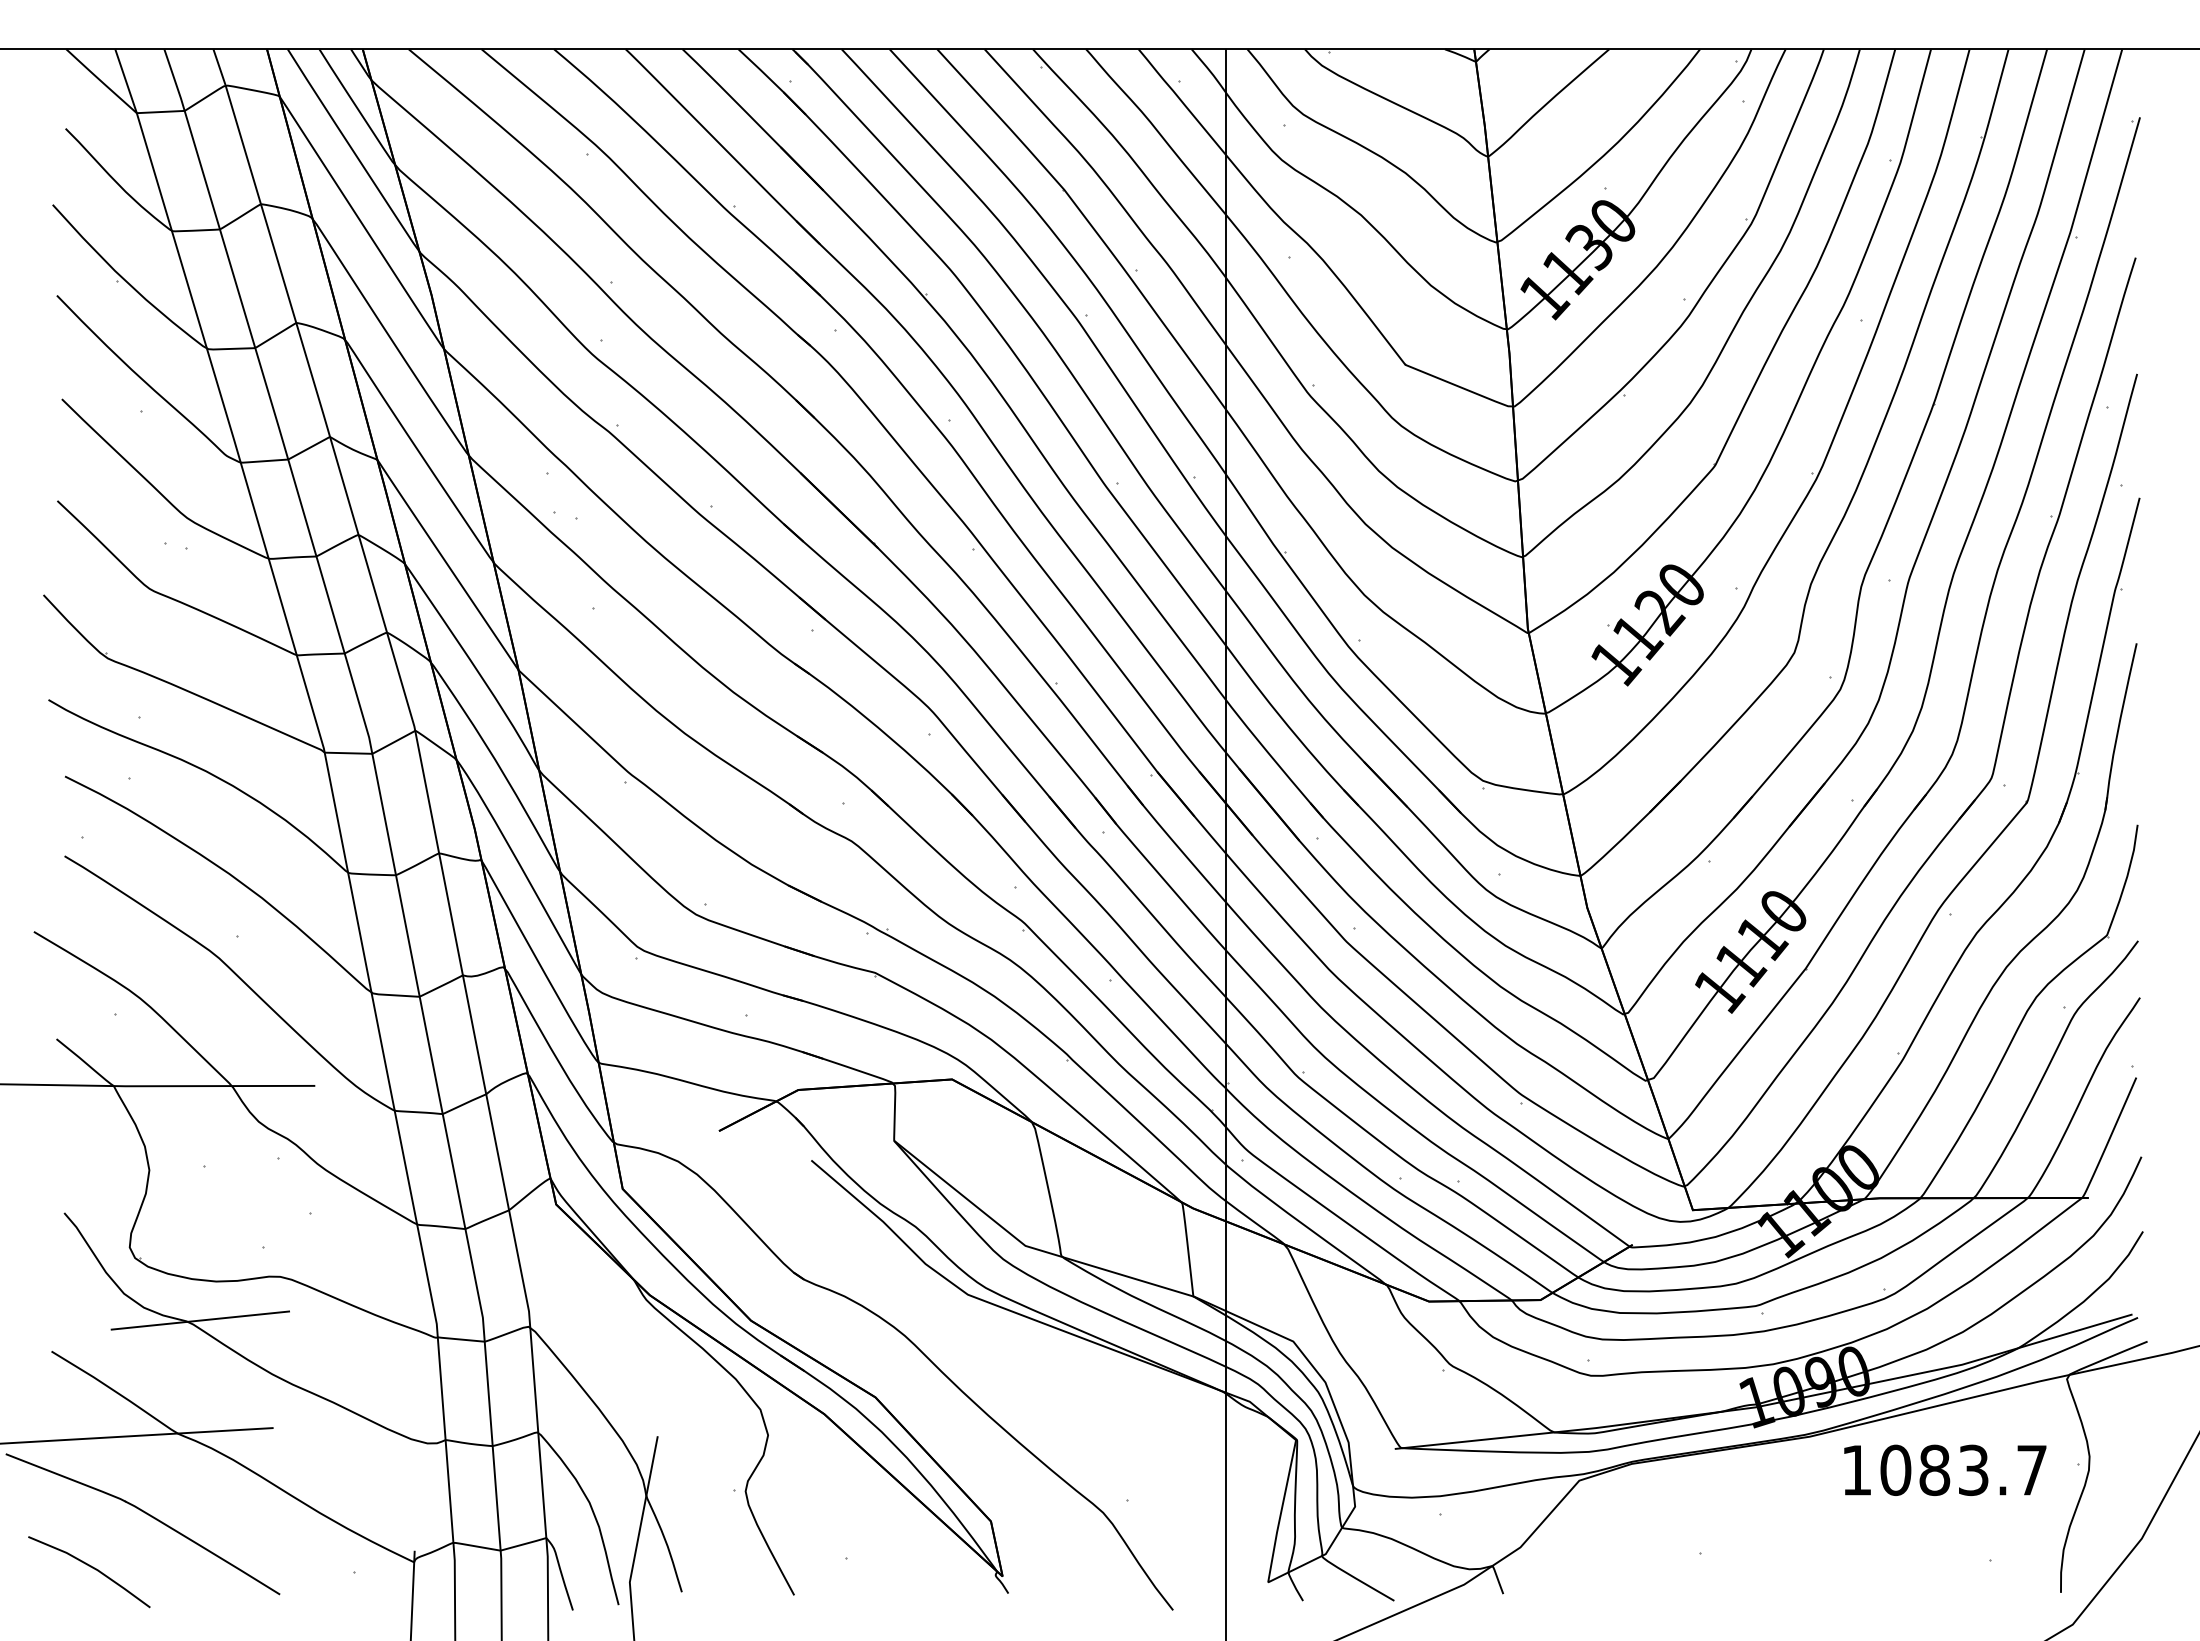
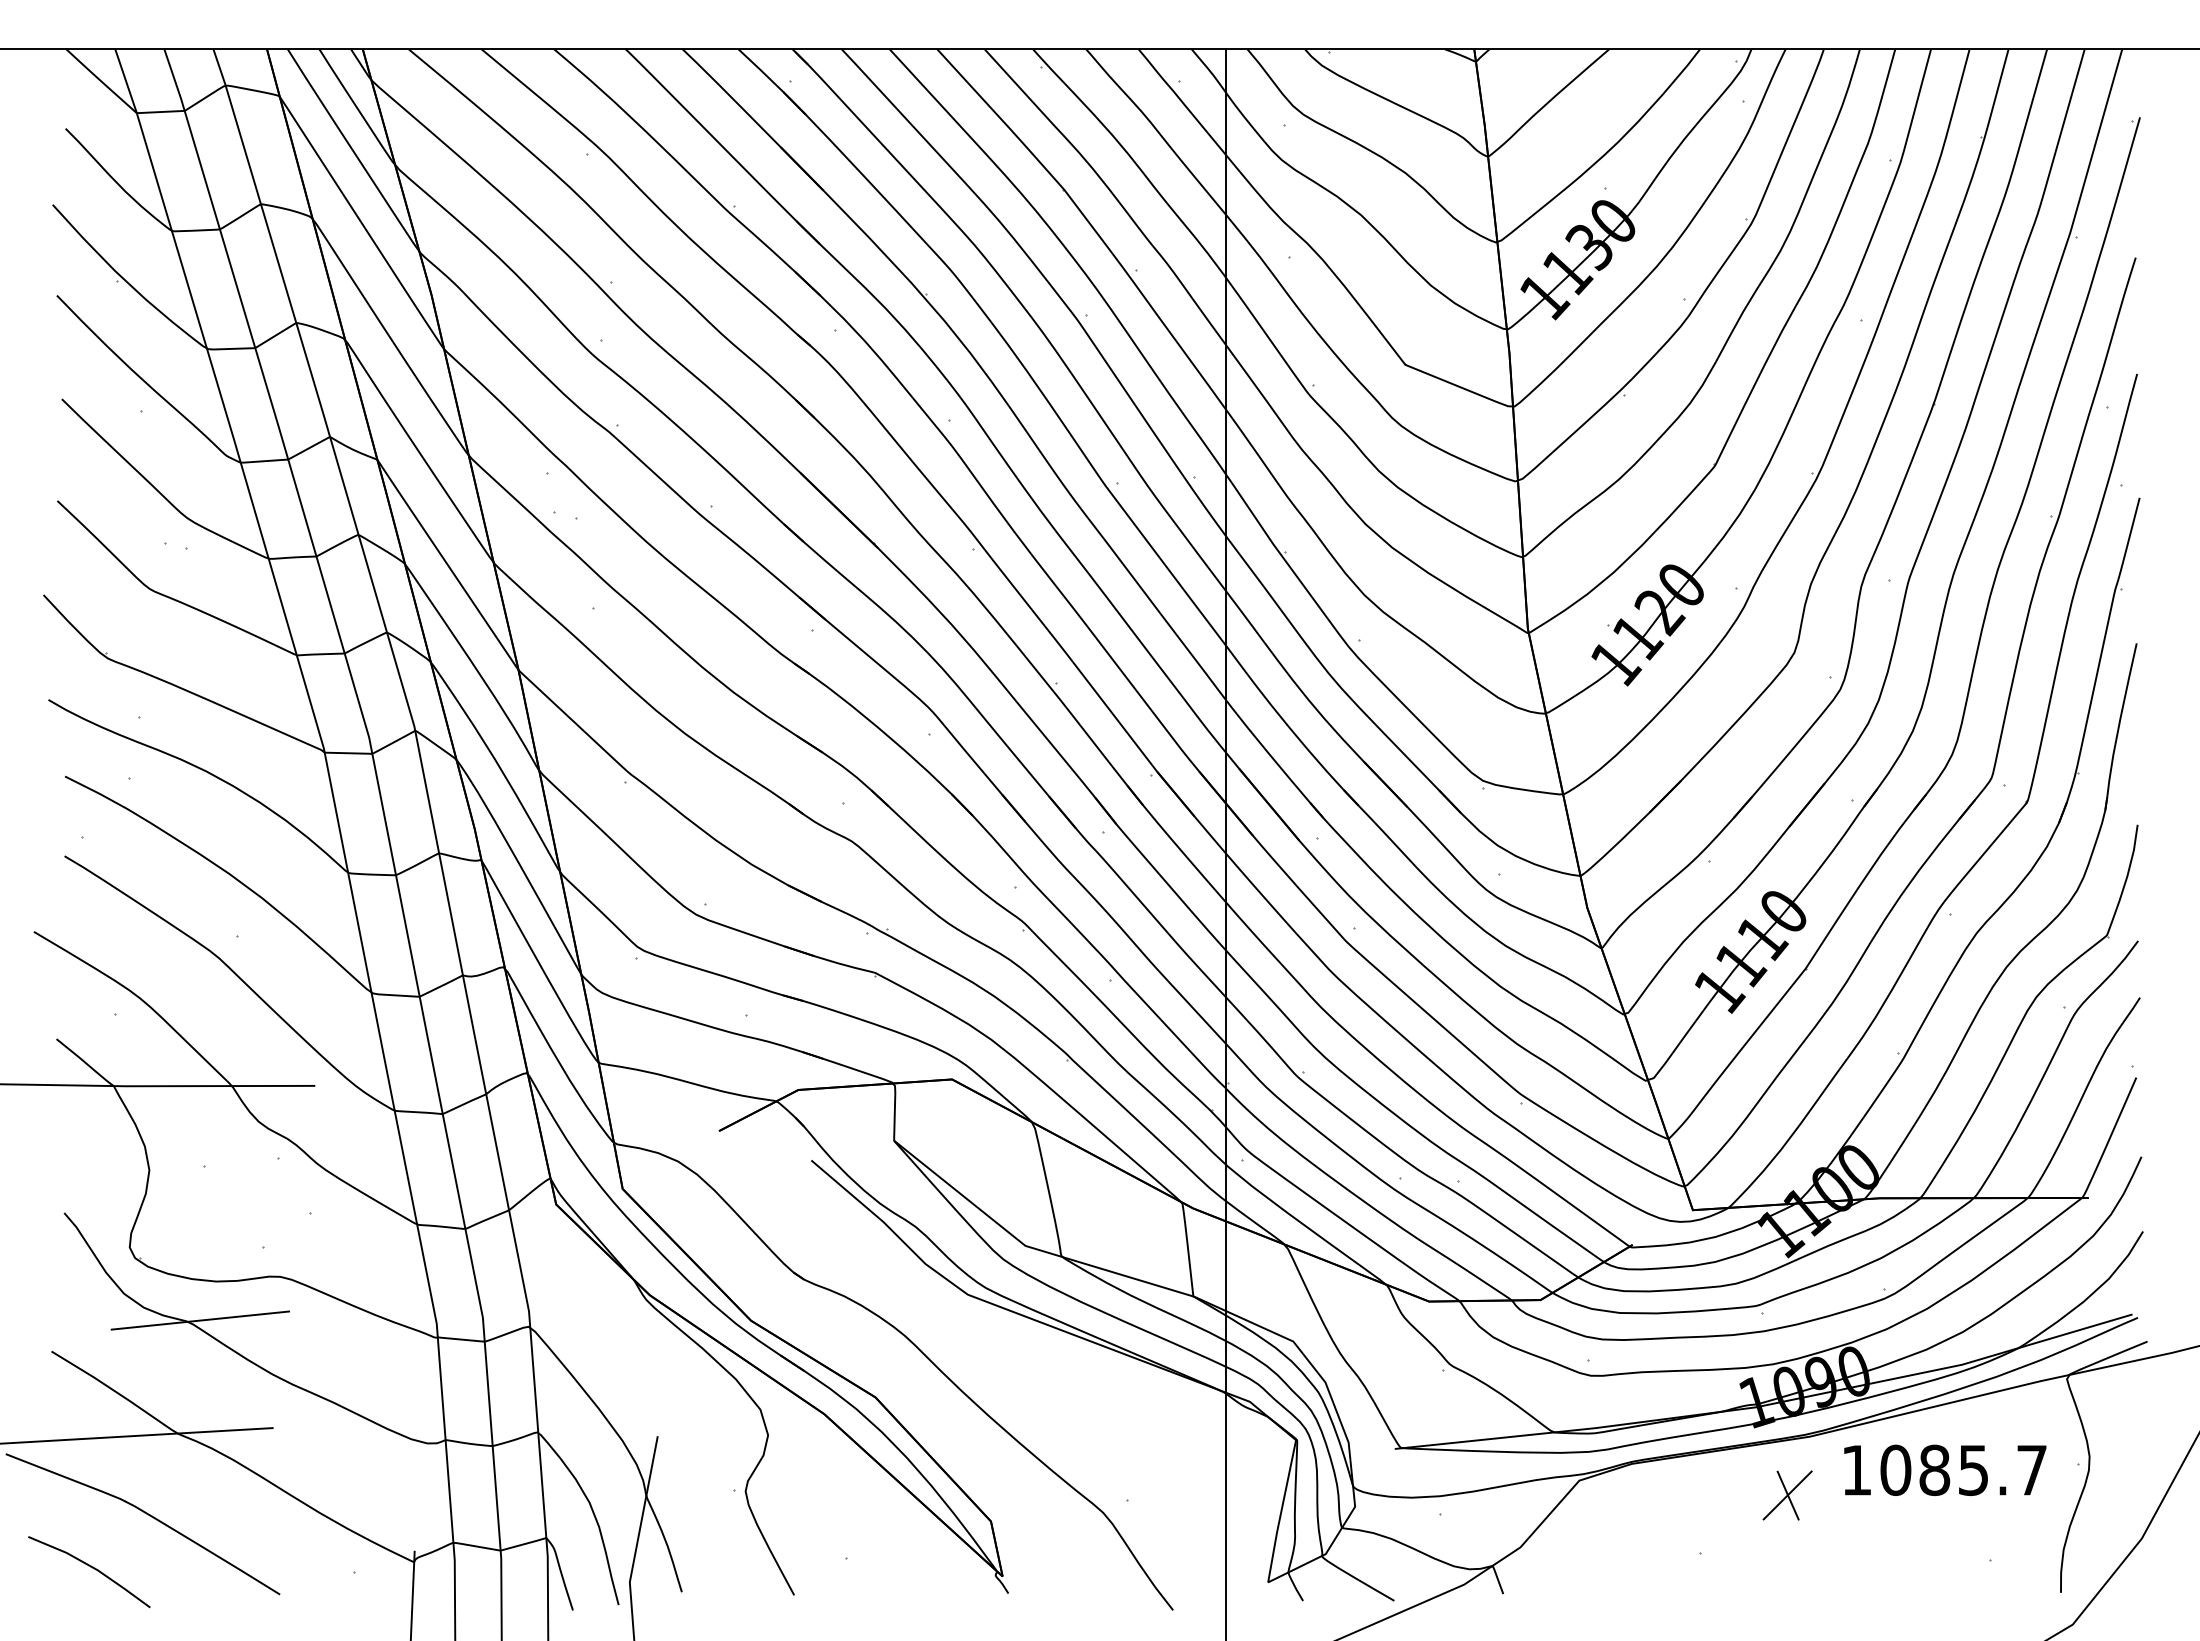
text: 1083.7 -> 1085.7 (1973, 1469)
part: none -> present (1787, 1495)
